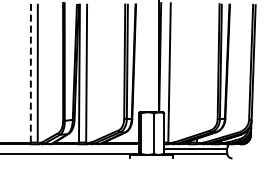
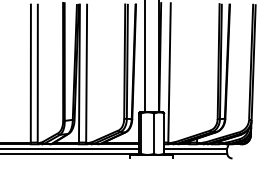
line: none -> present (144, 57)
line: dashed -> solid (30, 71)
line: none -> present (70, 149)
